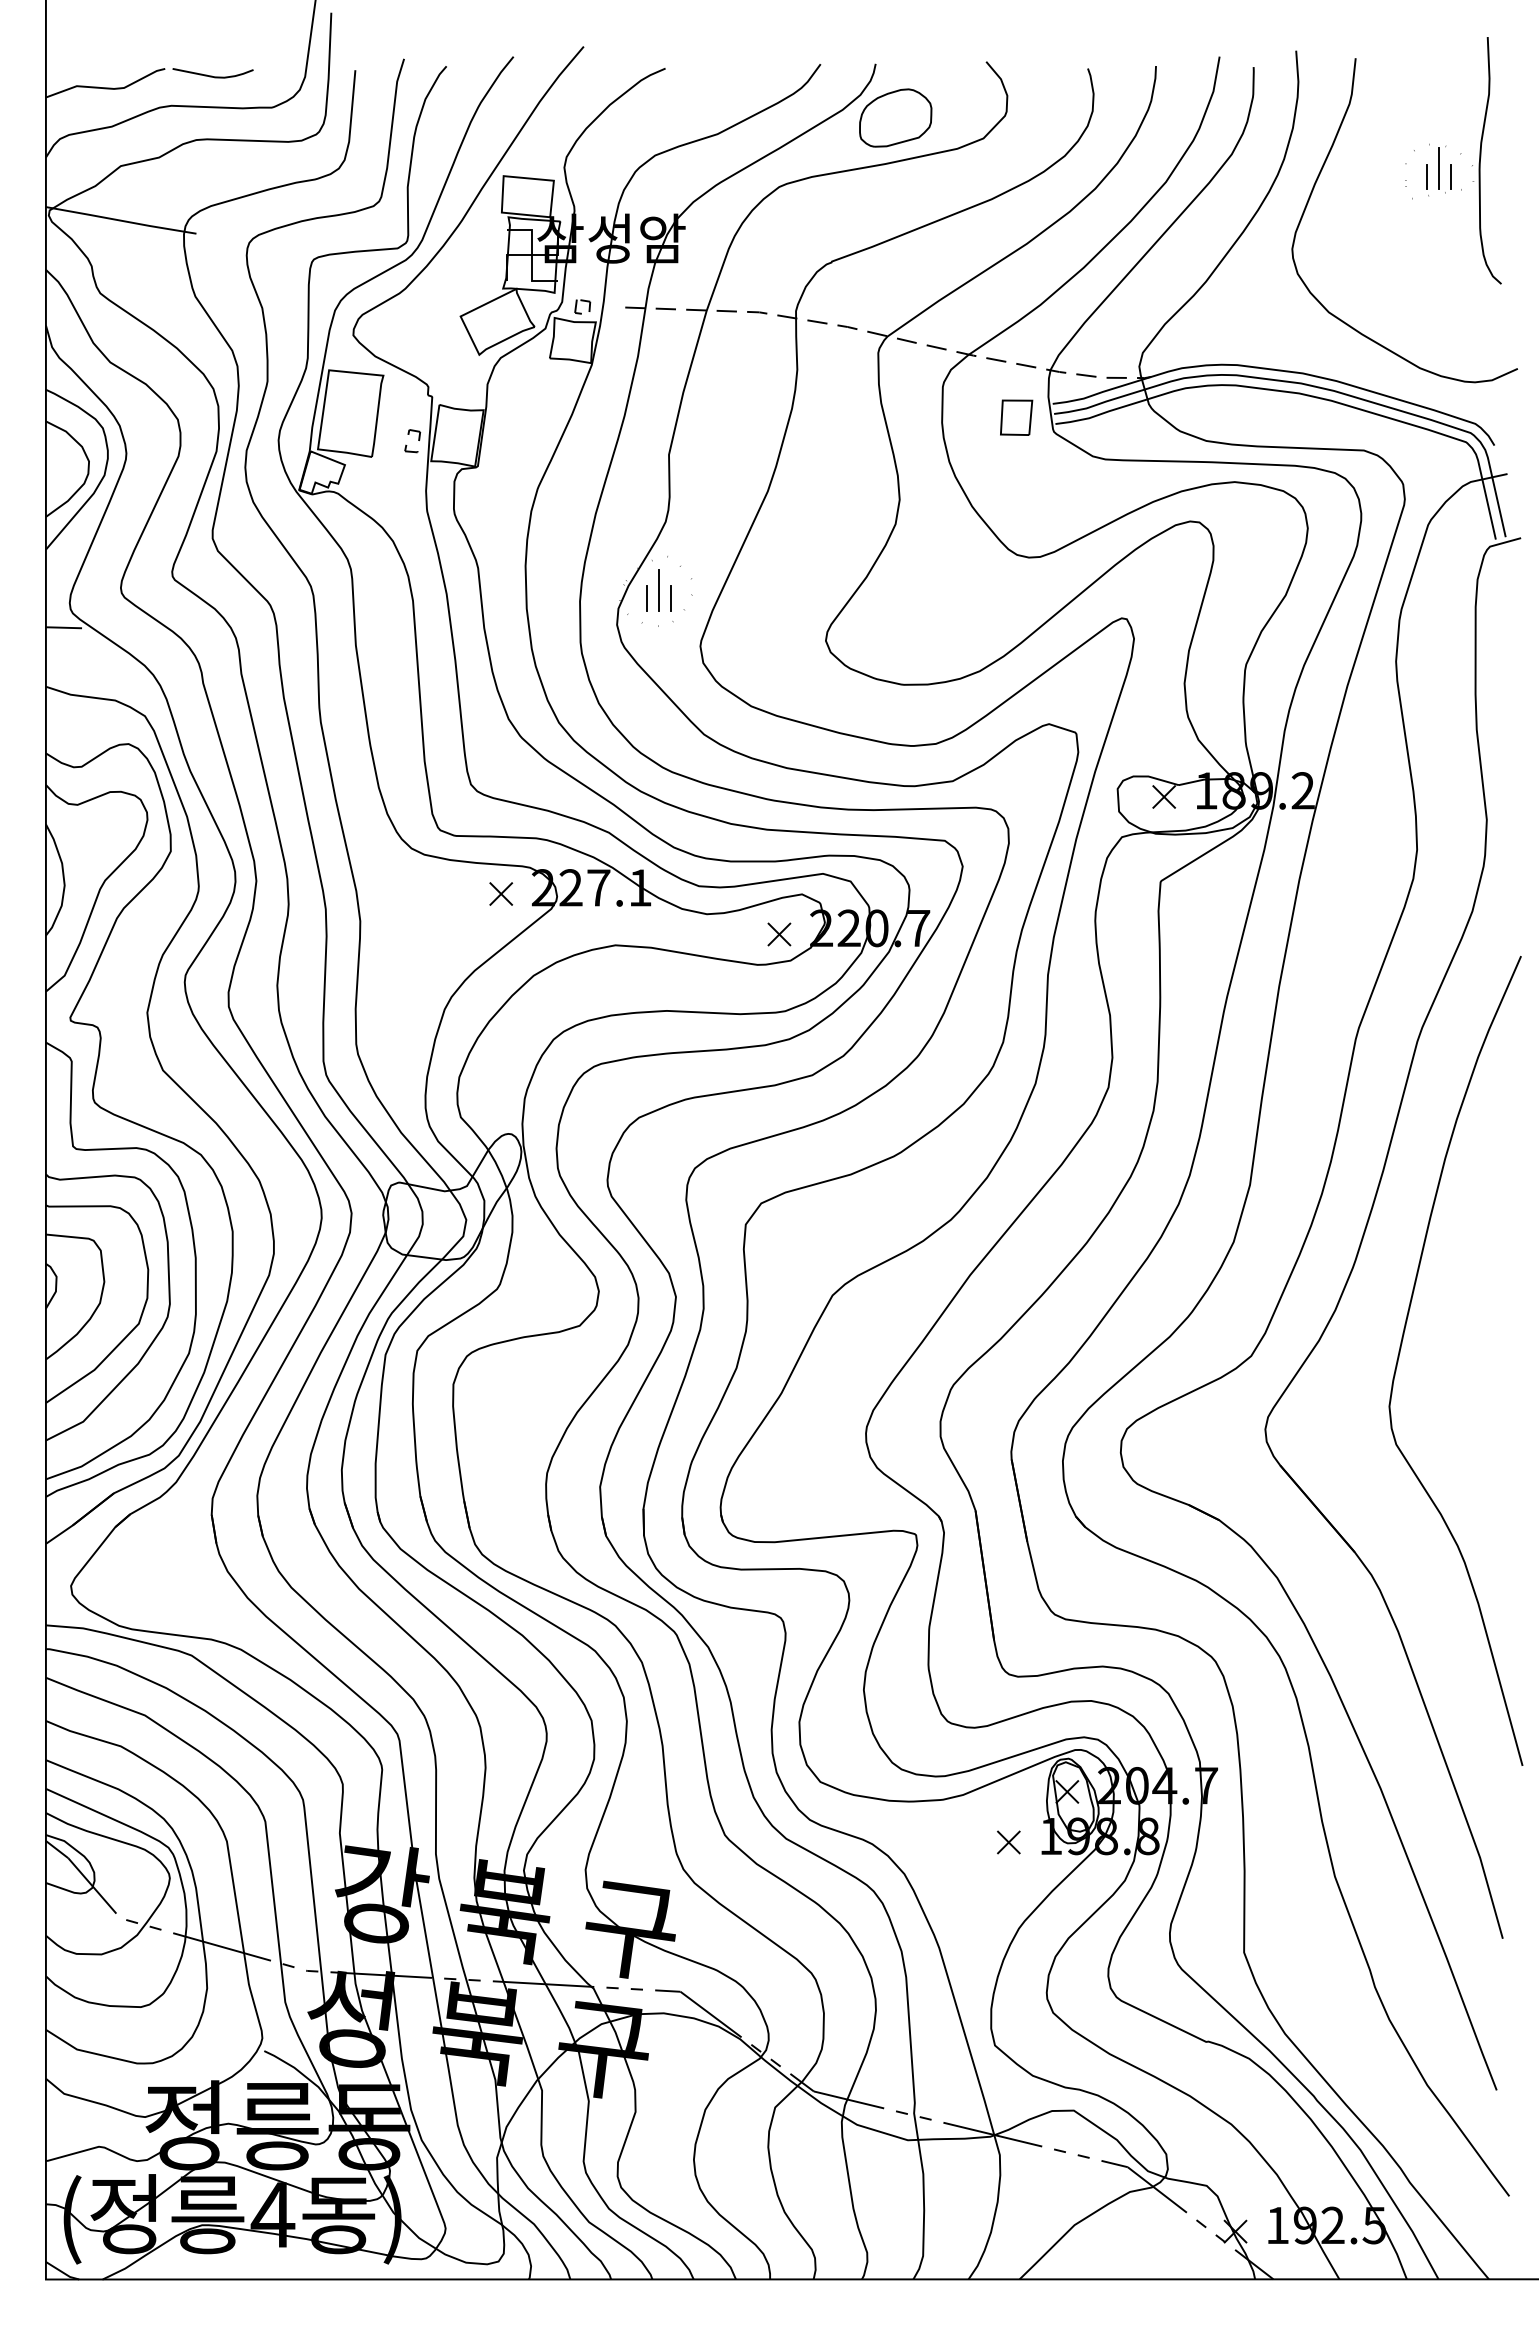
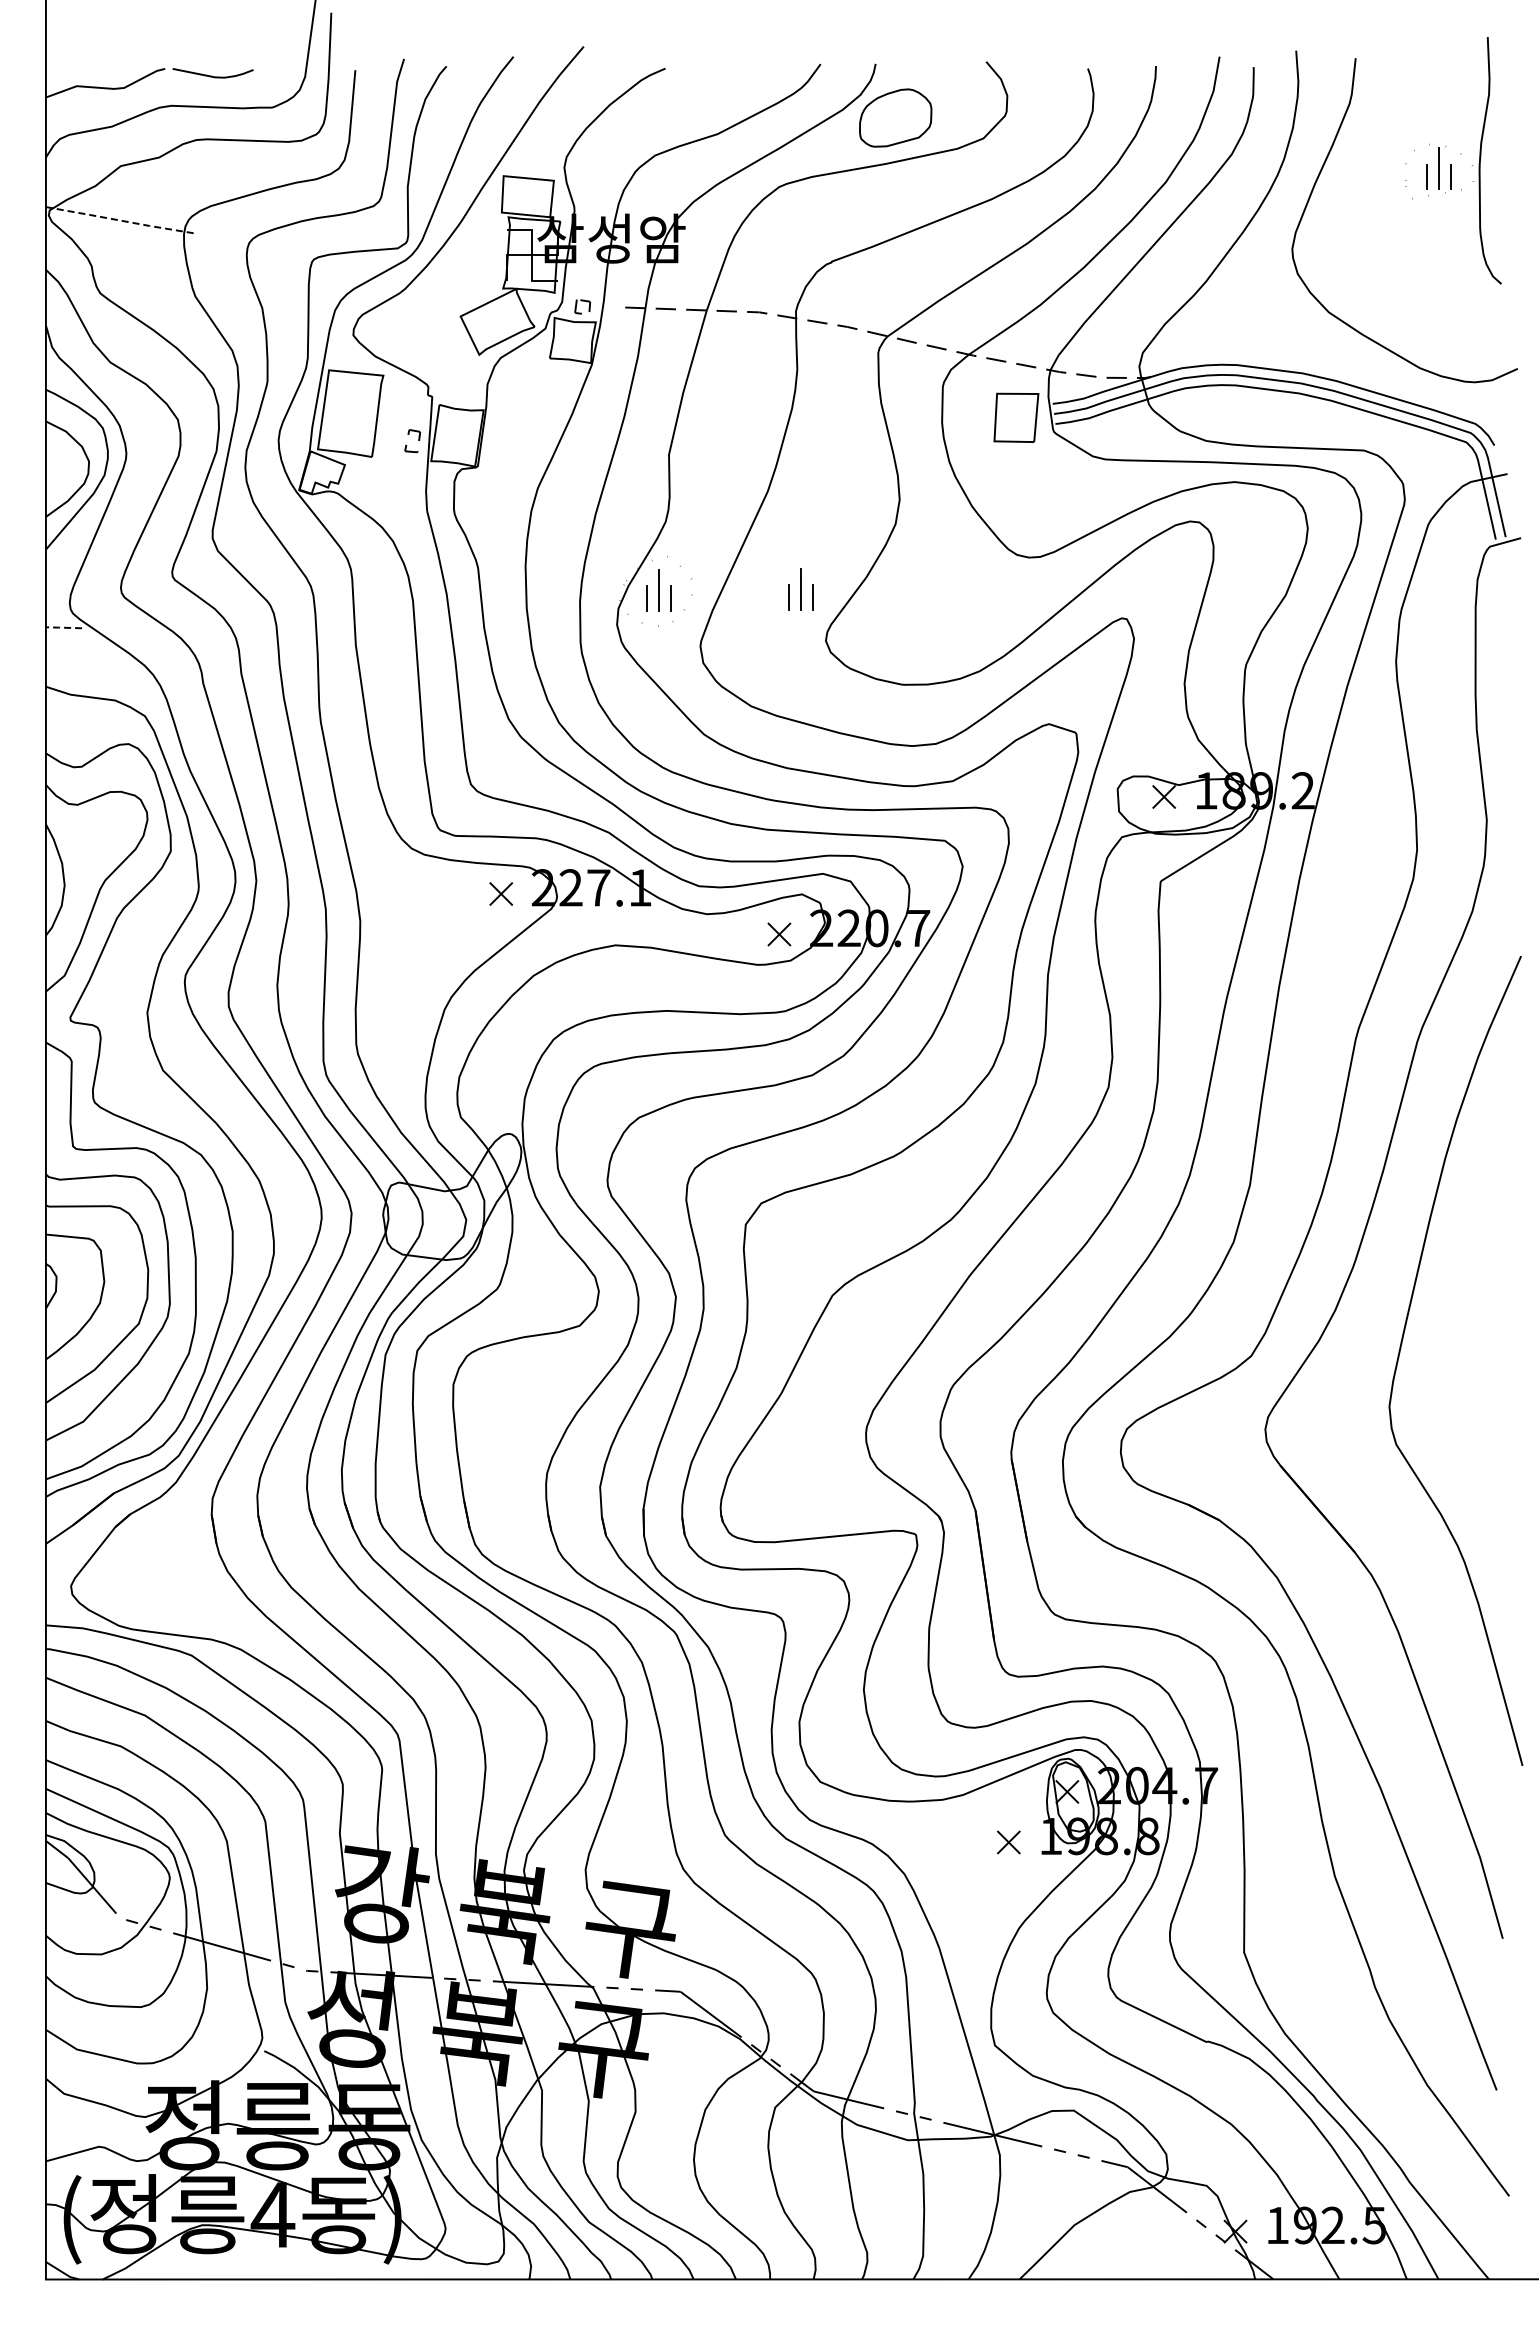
line: solid -> dashed (121, 220)
part size: 34x37 px -> 47x51 px (1016, 417)
part: none -> present (800, 589)
line: solid -> dashed (63, 627)
